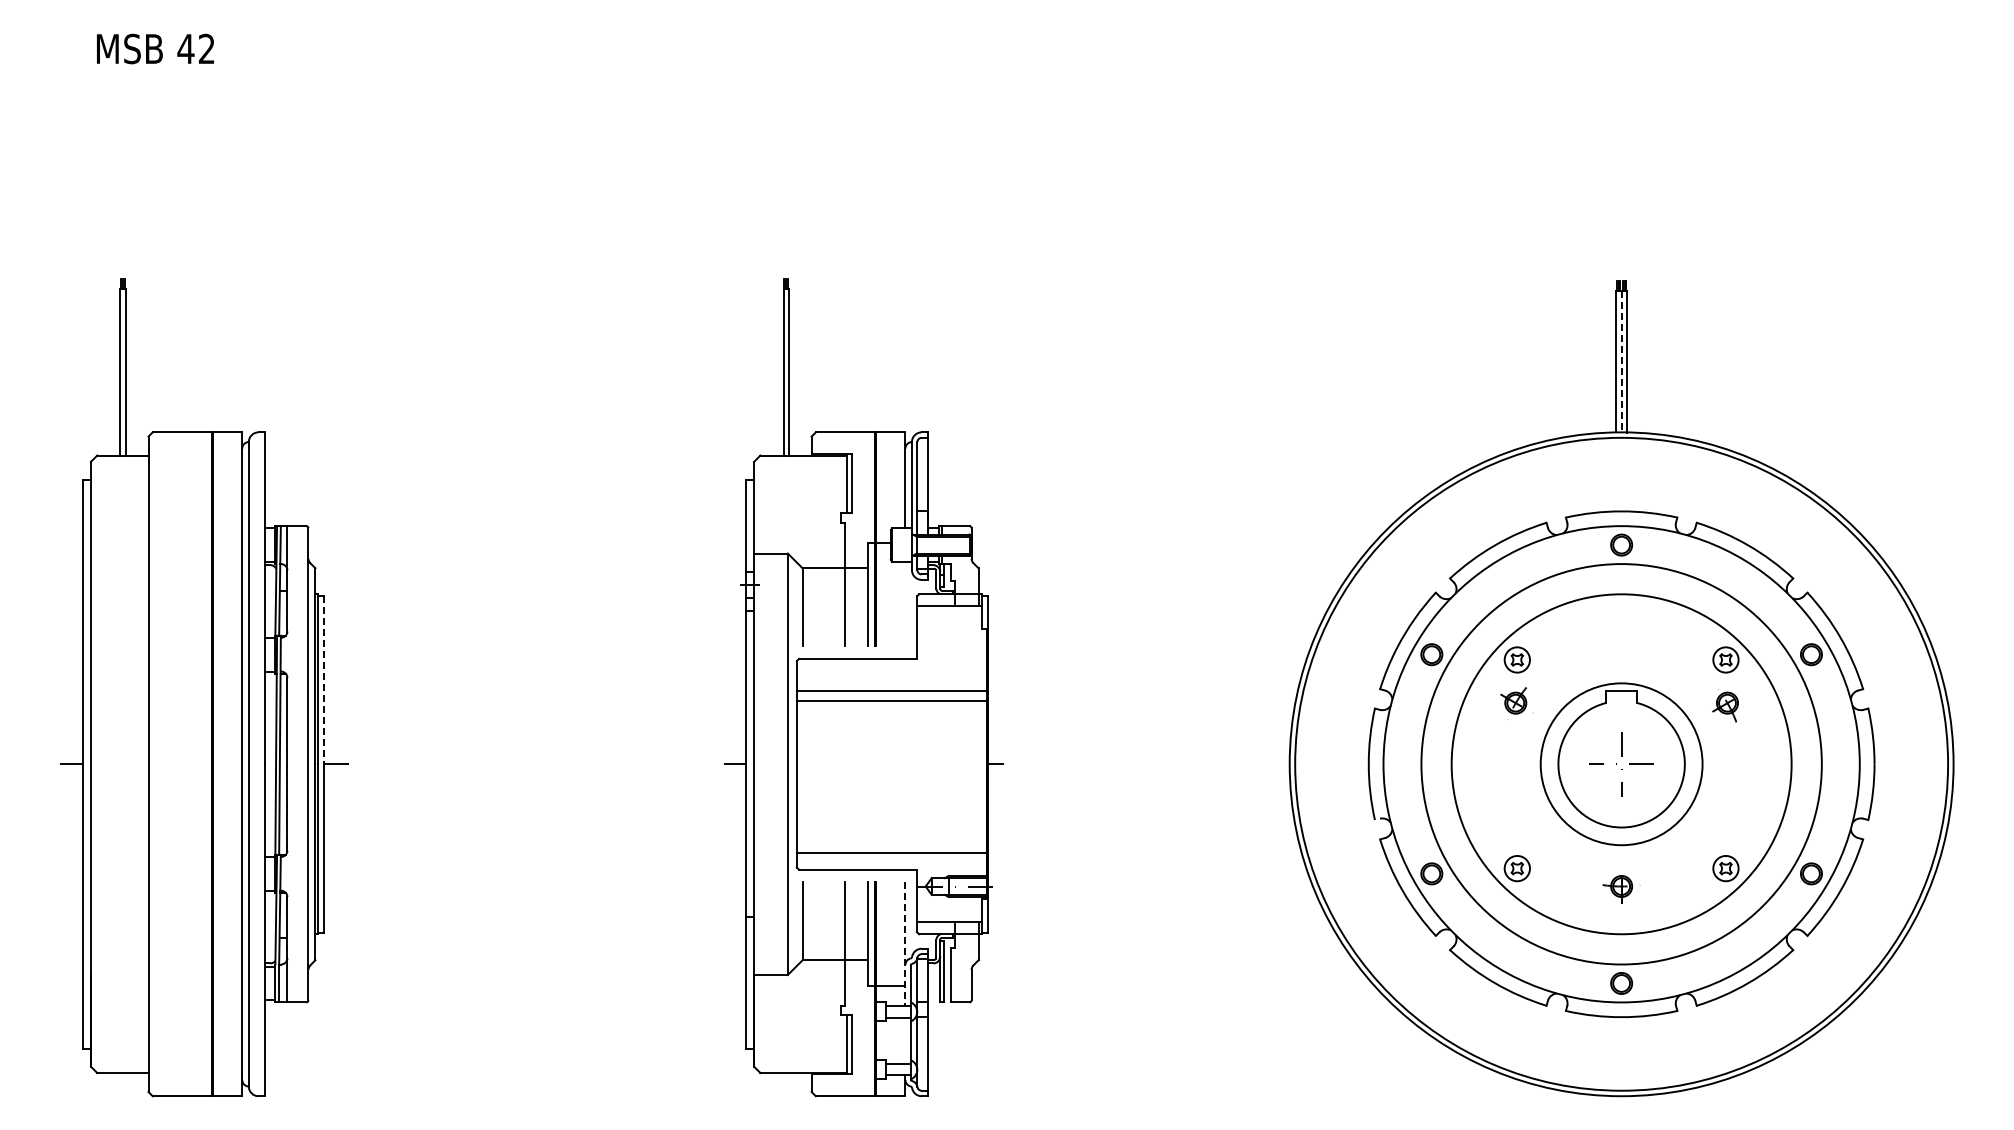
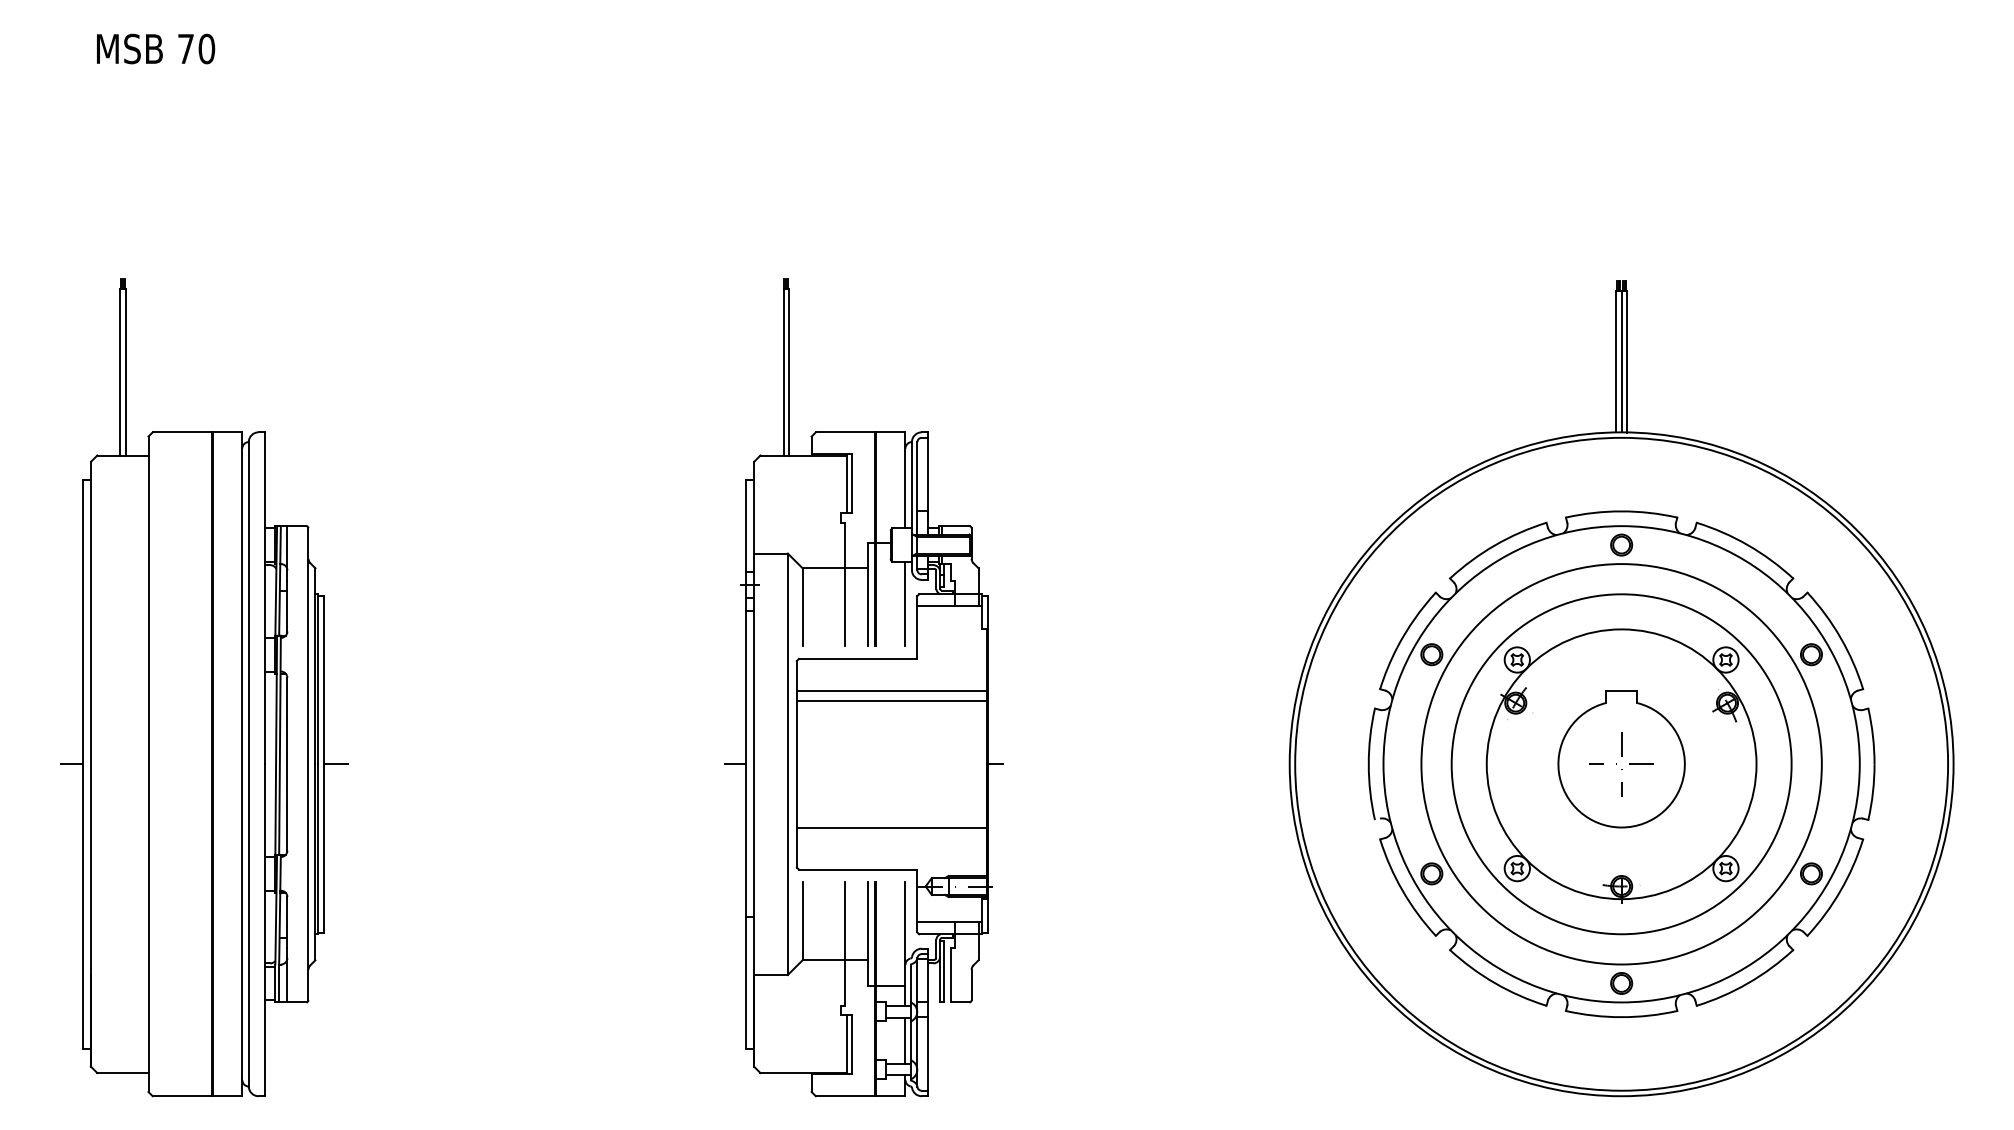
text: 42 -> 70 (196, 48)
line: dashed -> solid (1621, 362)
line: none -> present (905, 603)
line: dashed -> solid (324, 680)
circle diameter: 162 px -> 270 px (1621, 764)
line position: (891, 852) -> (891, 827) (891, 827)
line: dashed -> solid (905, 944)
line: none -> present (905, 1040)
